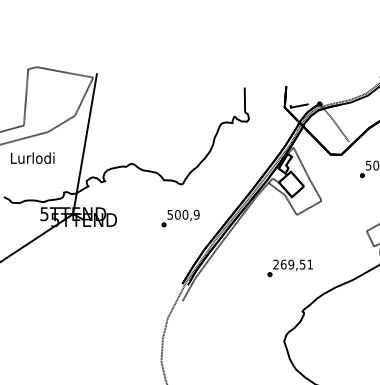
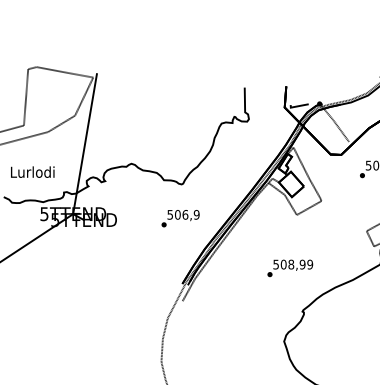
text position: (32, 157) -> (32, 171) (32, 171)
text: 500,9 -> 506,9 (185, 214)
text: 269,51 -> 508,99 (293, 264)
